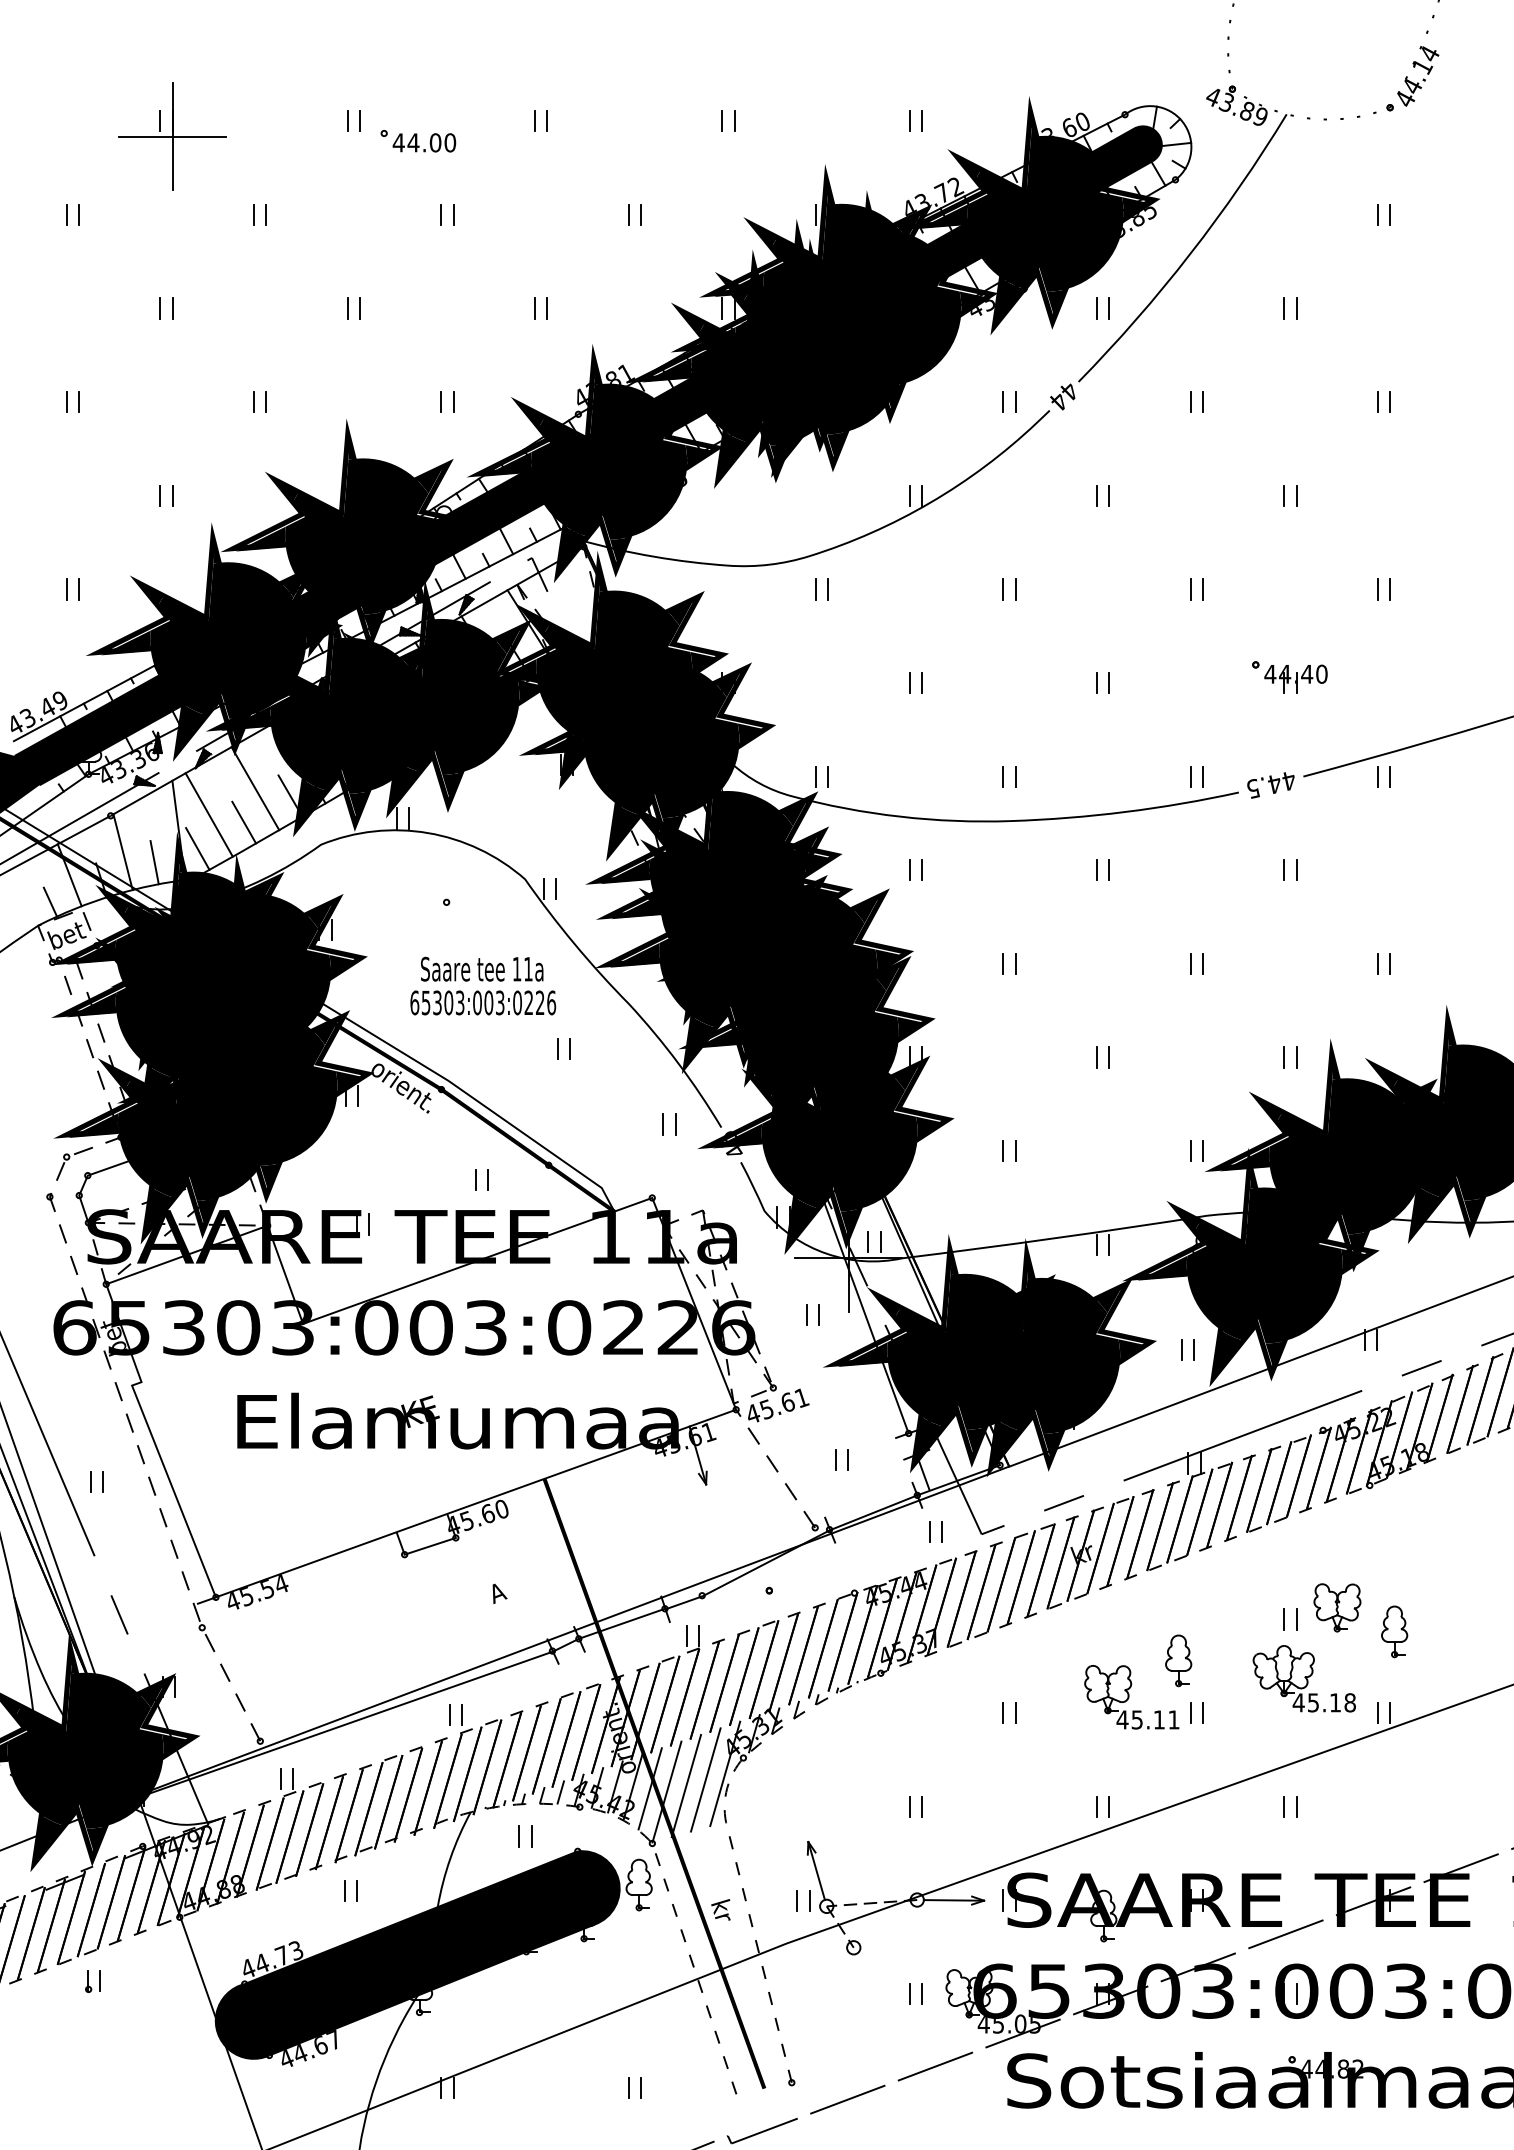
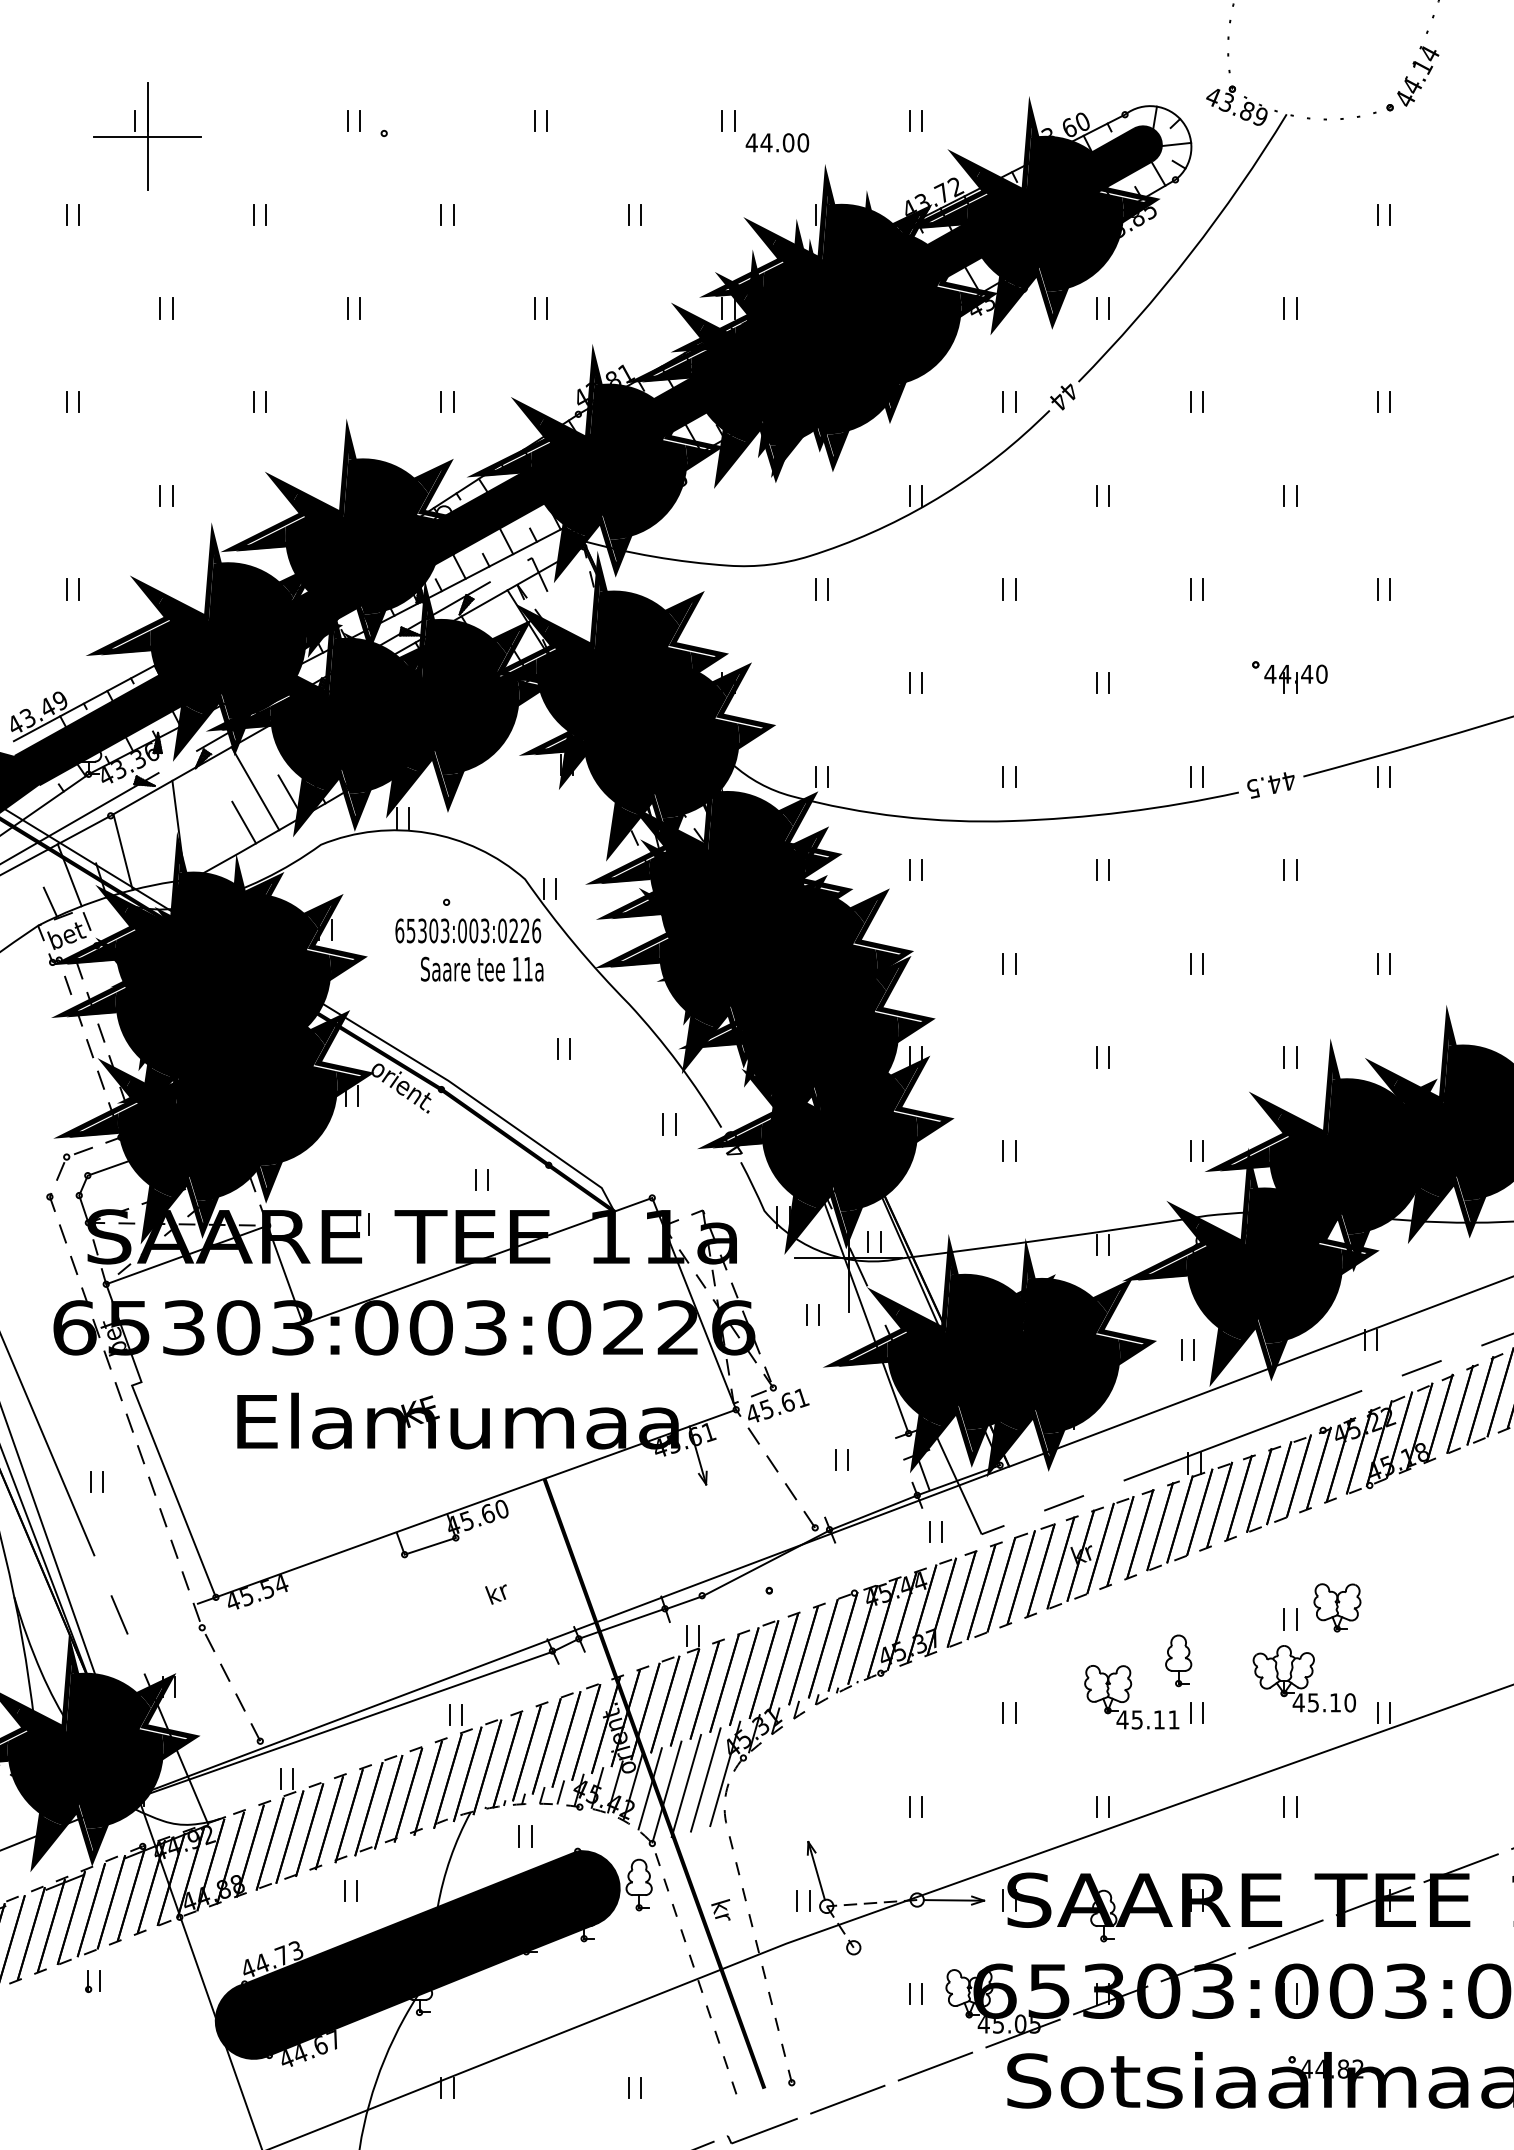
part position: (172, 136) -> (147, 136) (147, 136)
text position: (424, 142) -> (777, 142) (777, 142)
line: present -> none (208, 814)
line: present -> none (197, 848)
line: present -> none (154, 862)
text position: (483, 1002) -> (468, 930) (468, 930)
text: A -> kr (496, 1593)
part: present -> none (1394, 1631)
text: 45.18 -> 45.10 (1349, 1702)
